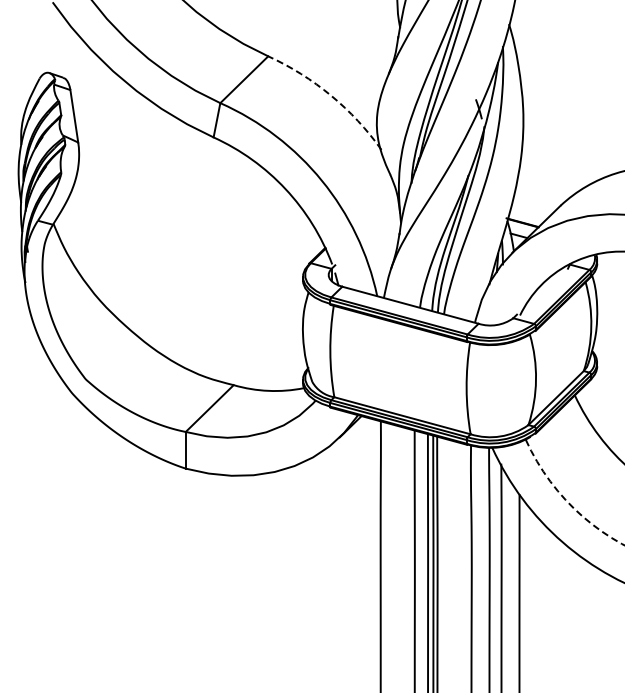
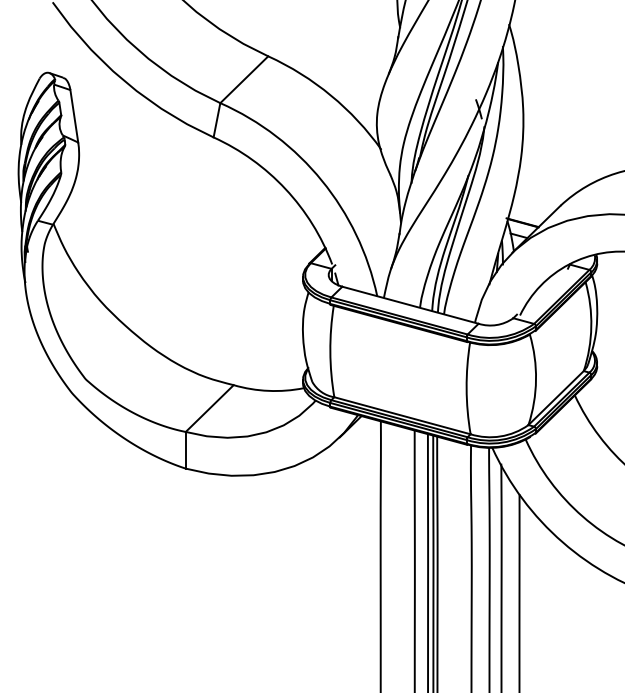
arc: dashed -> solid (331, 95)
arc: dashed -> solid (565, 499)
